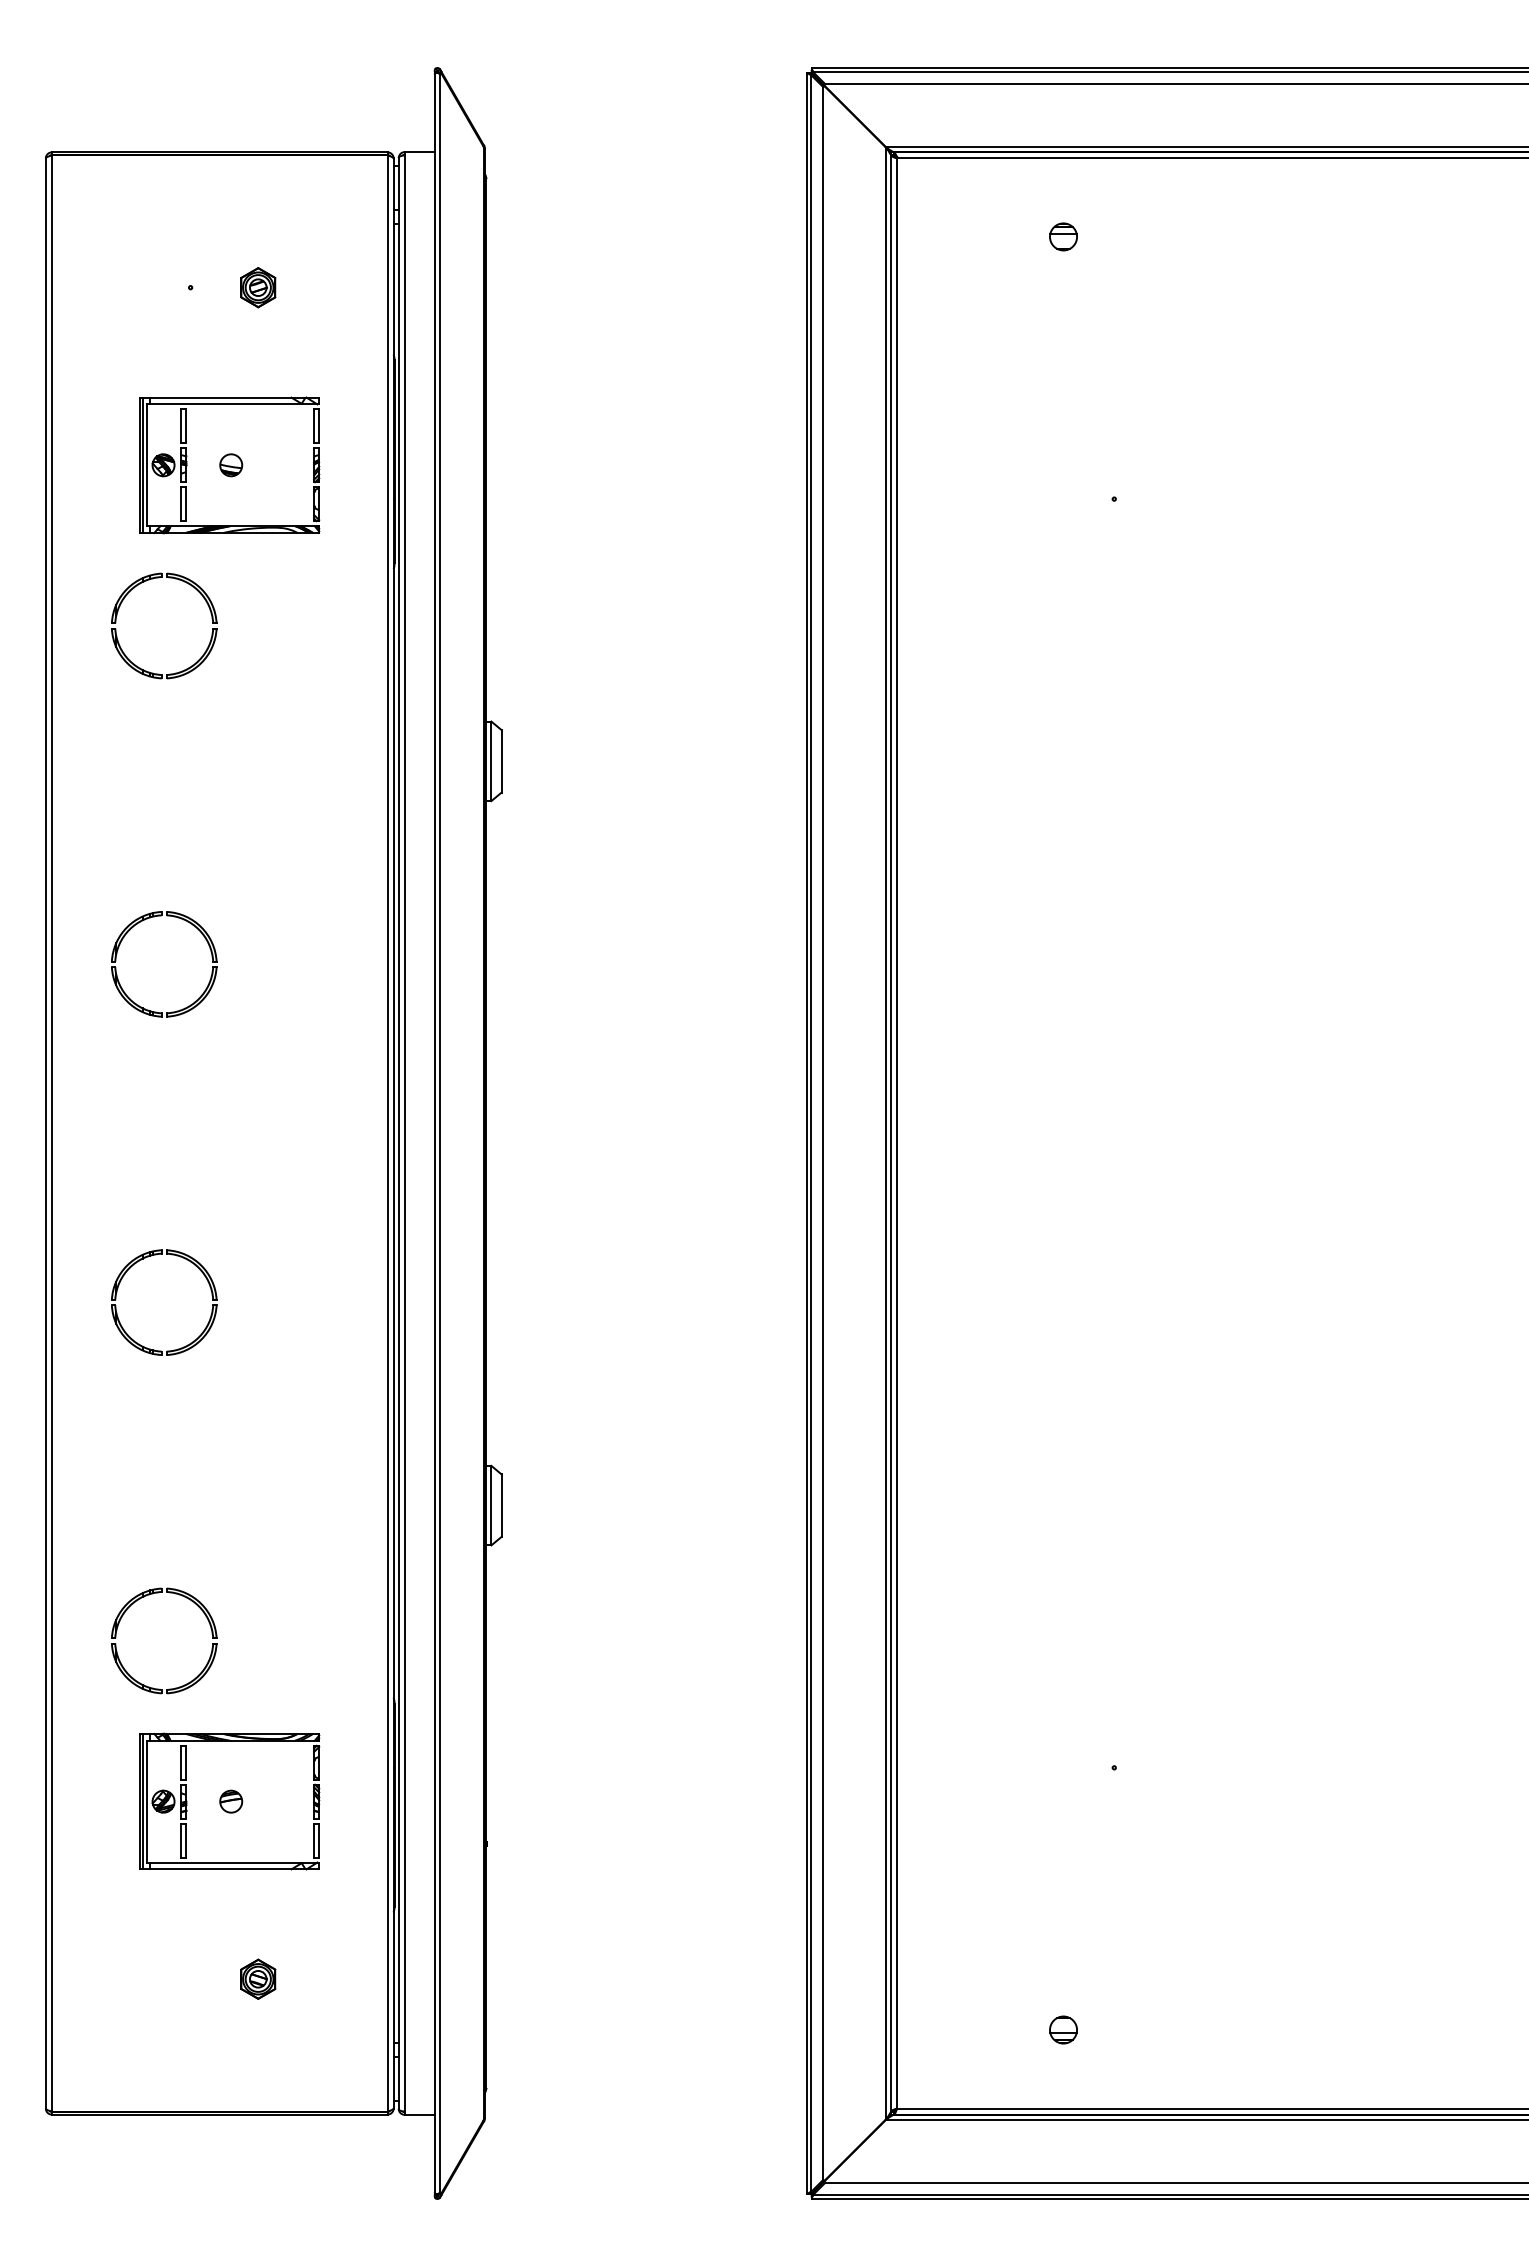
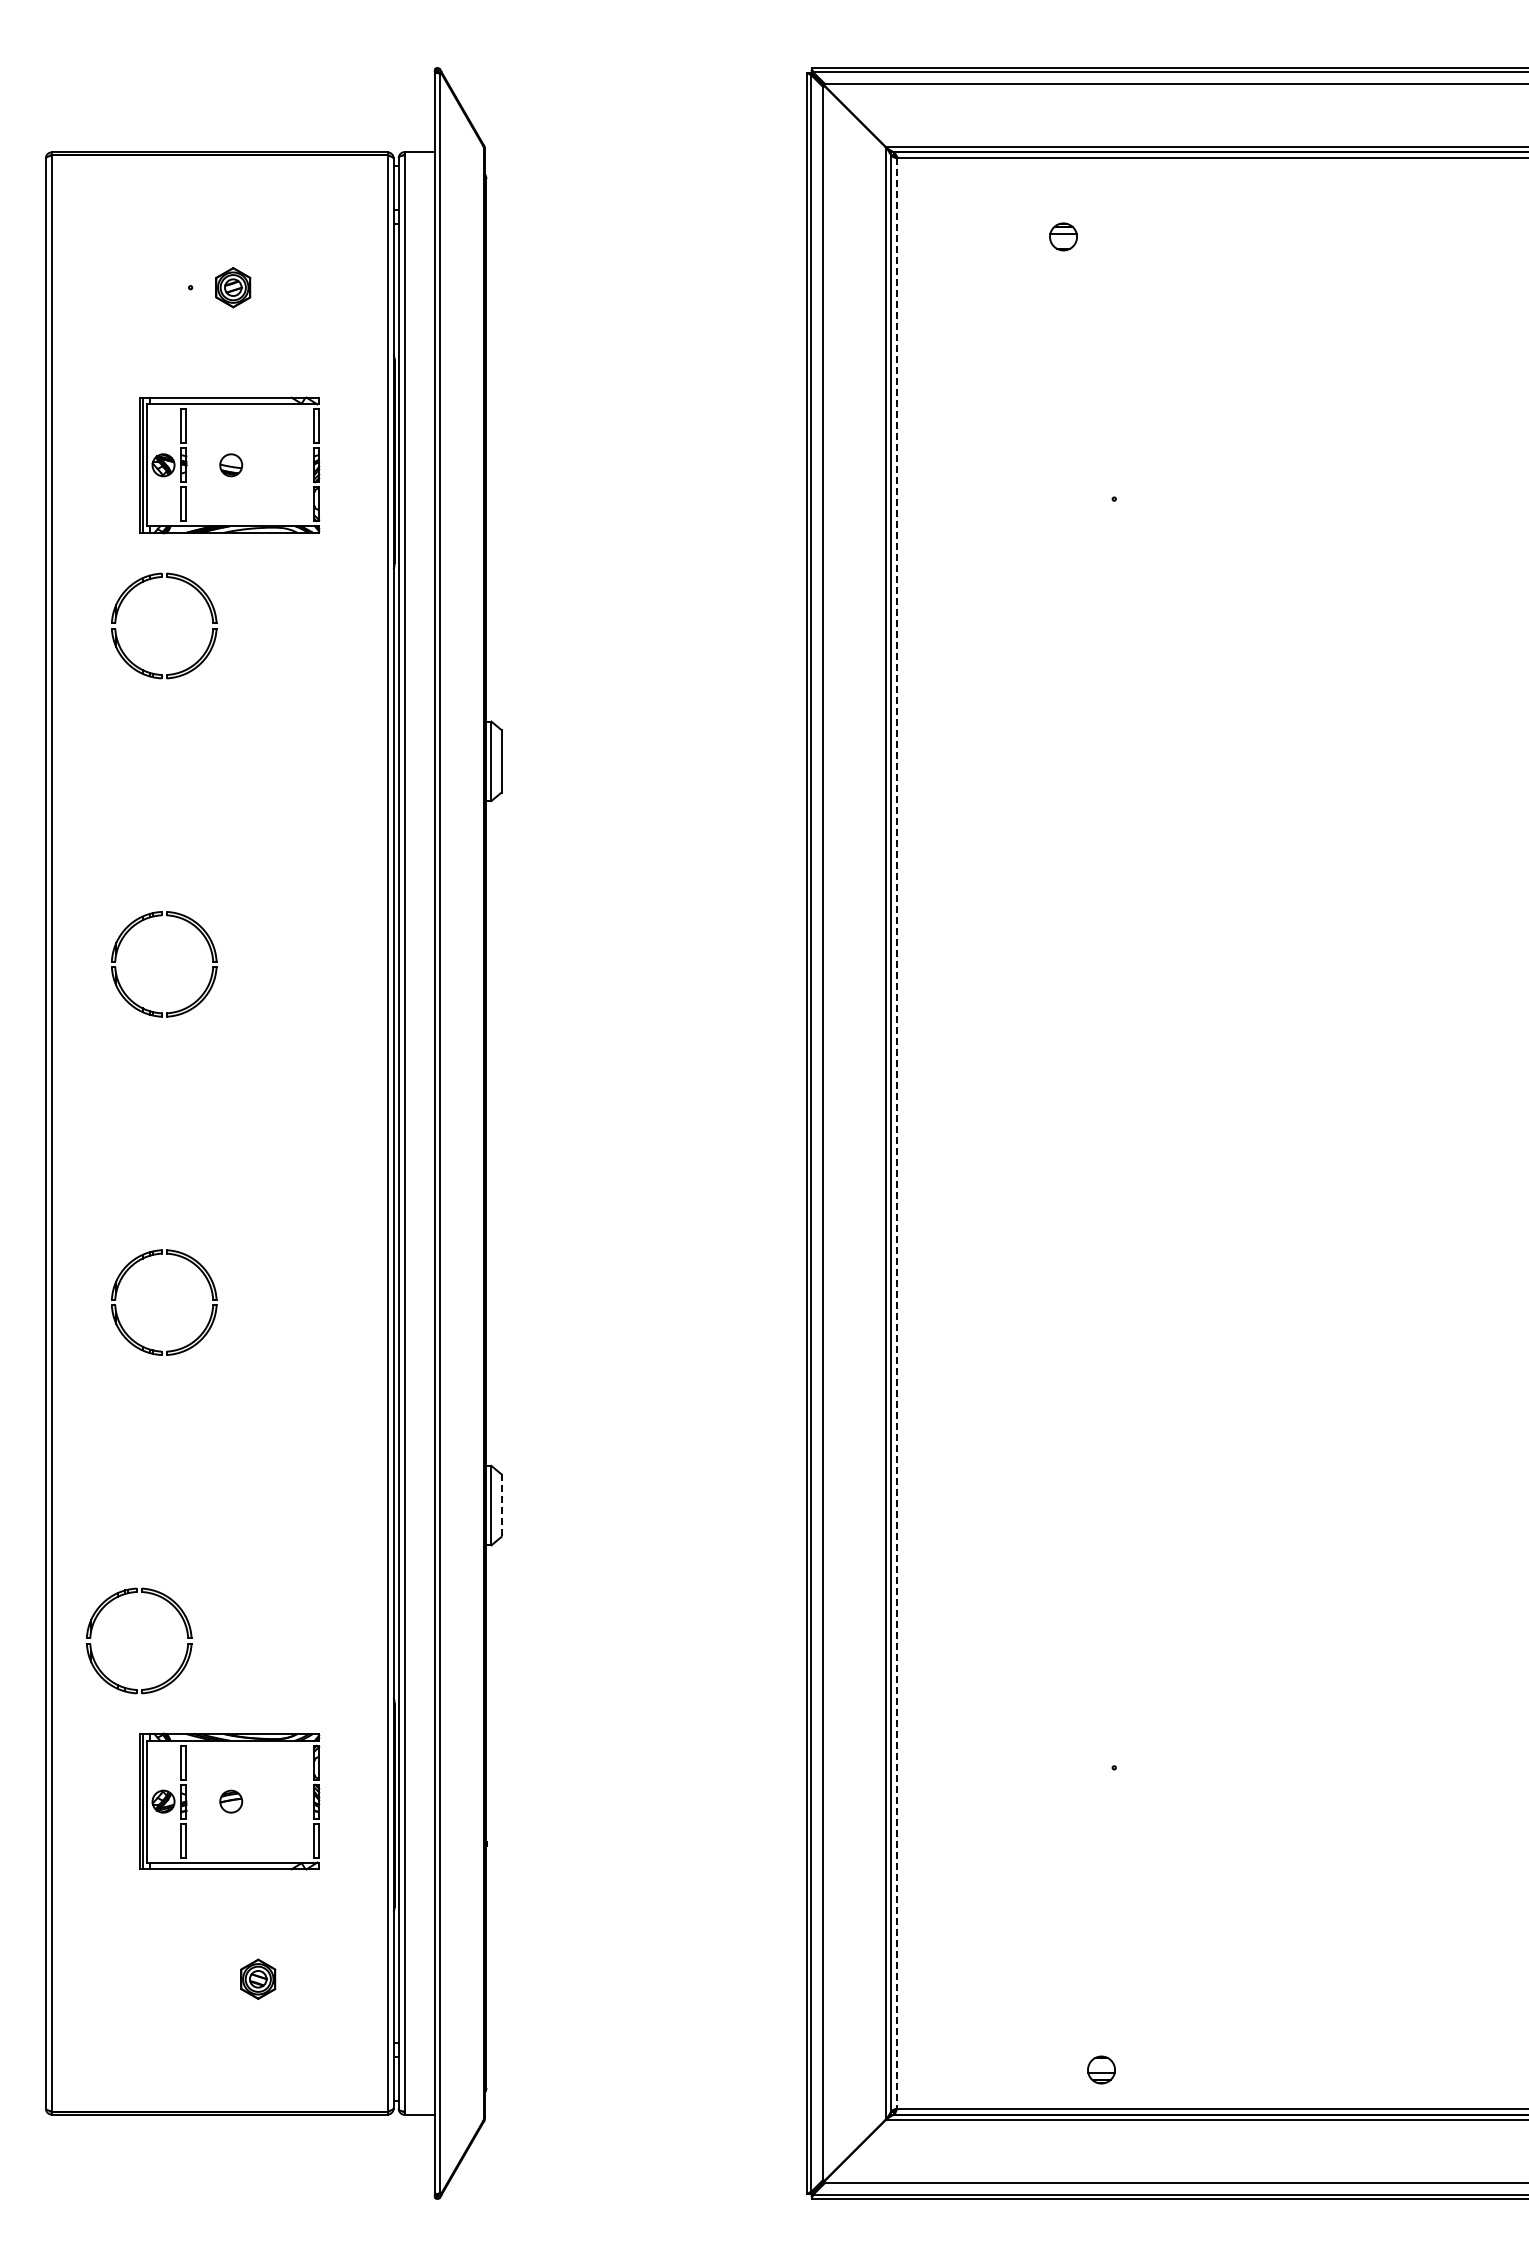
part position: (258, 287) -> (233, 287) (233, 287)
line: solid -> dashed (897, 1134)
line: solid -> dashed (501, 1506)
part position: (192, 1602) -> (167, 1602) (167, 1602)
part position: (1063, 2029) -> (1101, 2069) (1101, 2069)
